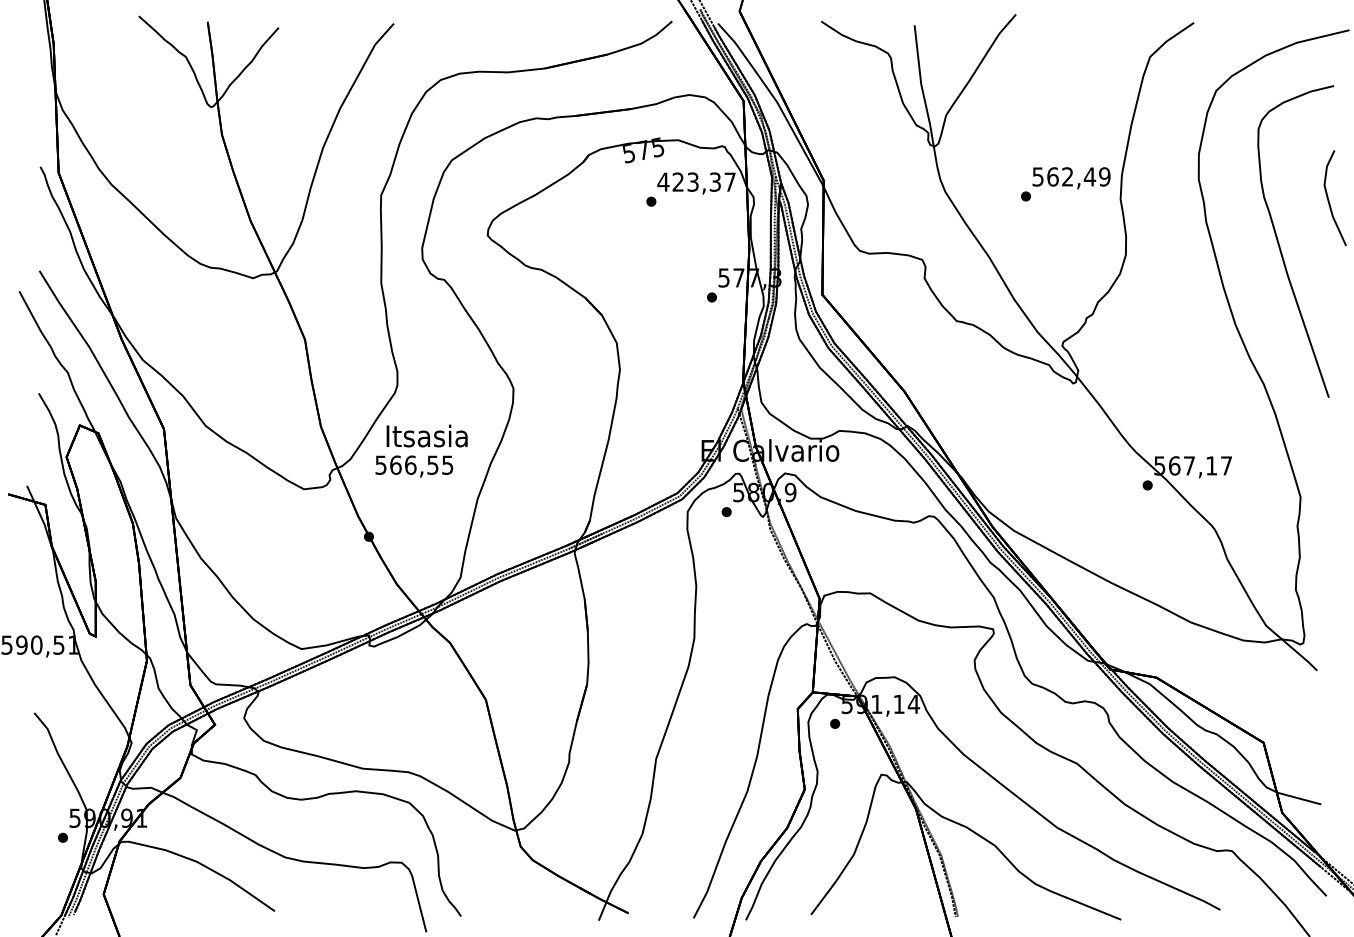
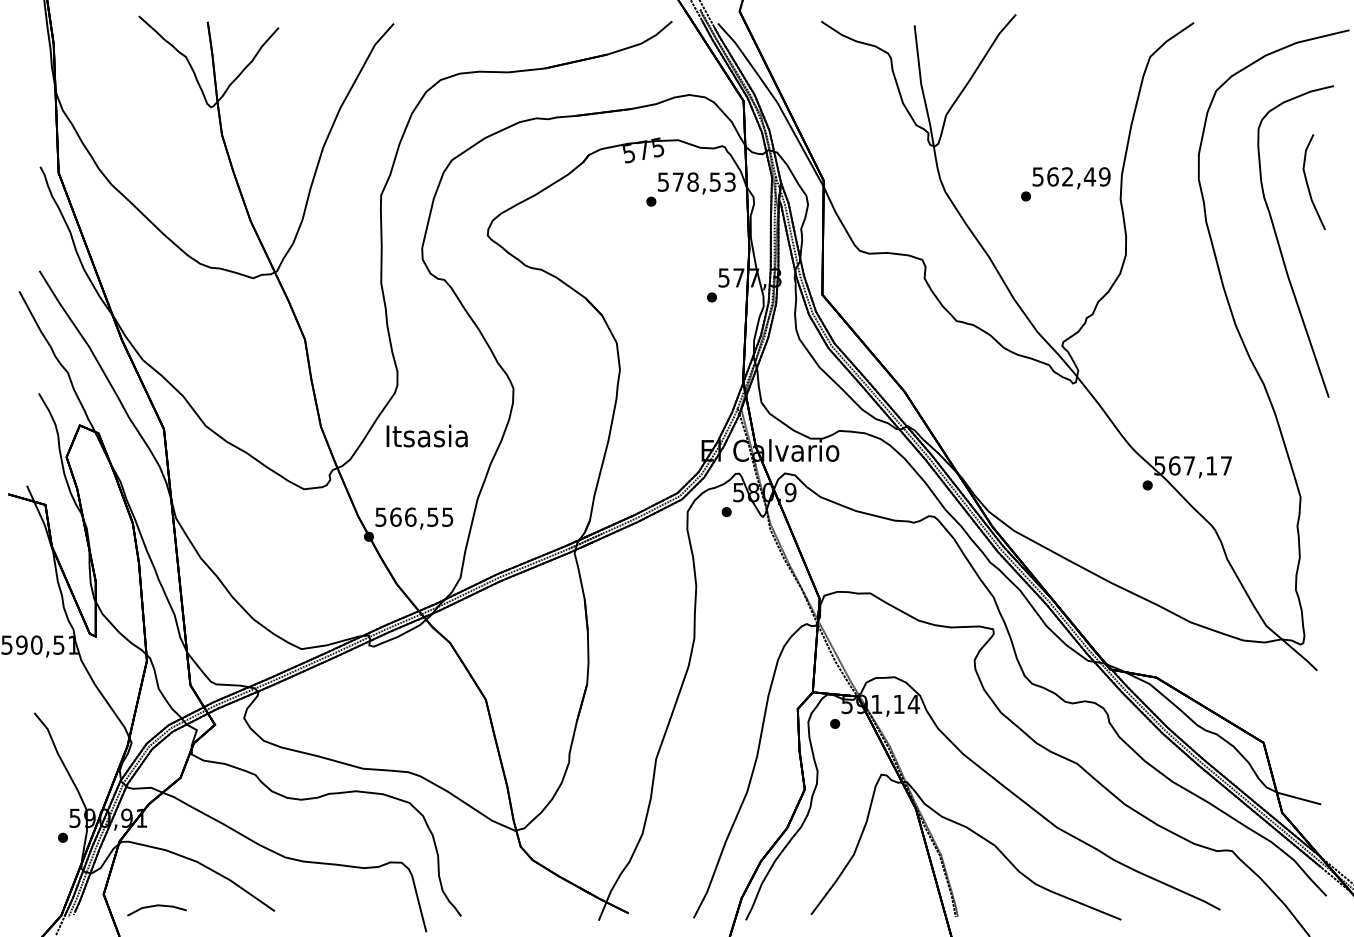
text: 423,37 -> 578,53 (696, 181)
curve position: (1329, 200) -> (1308, 184) (1308, 184)
text position: (414, 466) -> (414, 518) (414, 518)
part: none -> present (156, 910)
